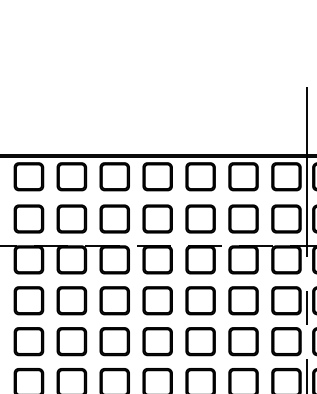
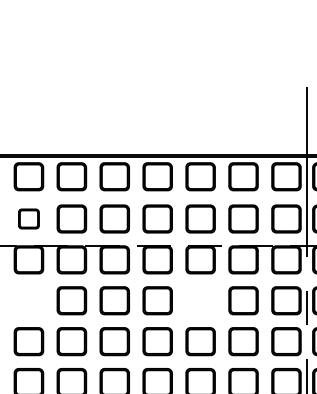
part size: 32x30 px -> 22x22 px (28, 218)
part: present -> none (28, 300)
part: present -> none (200, 300)
